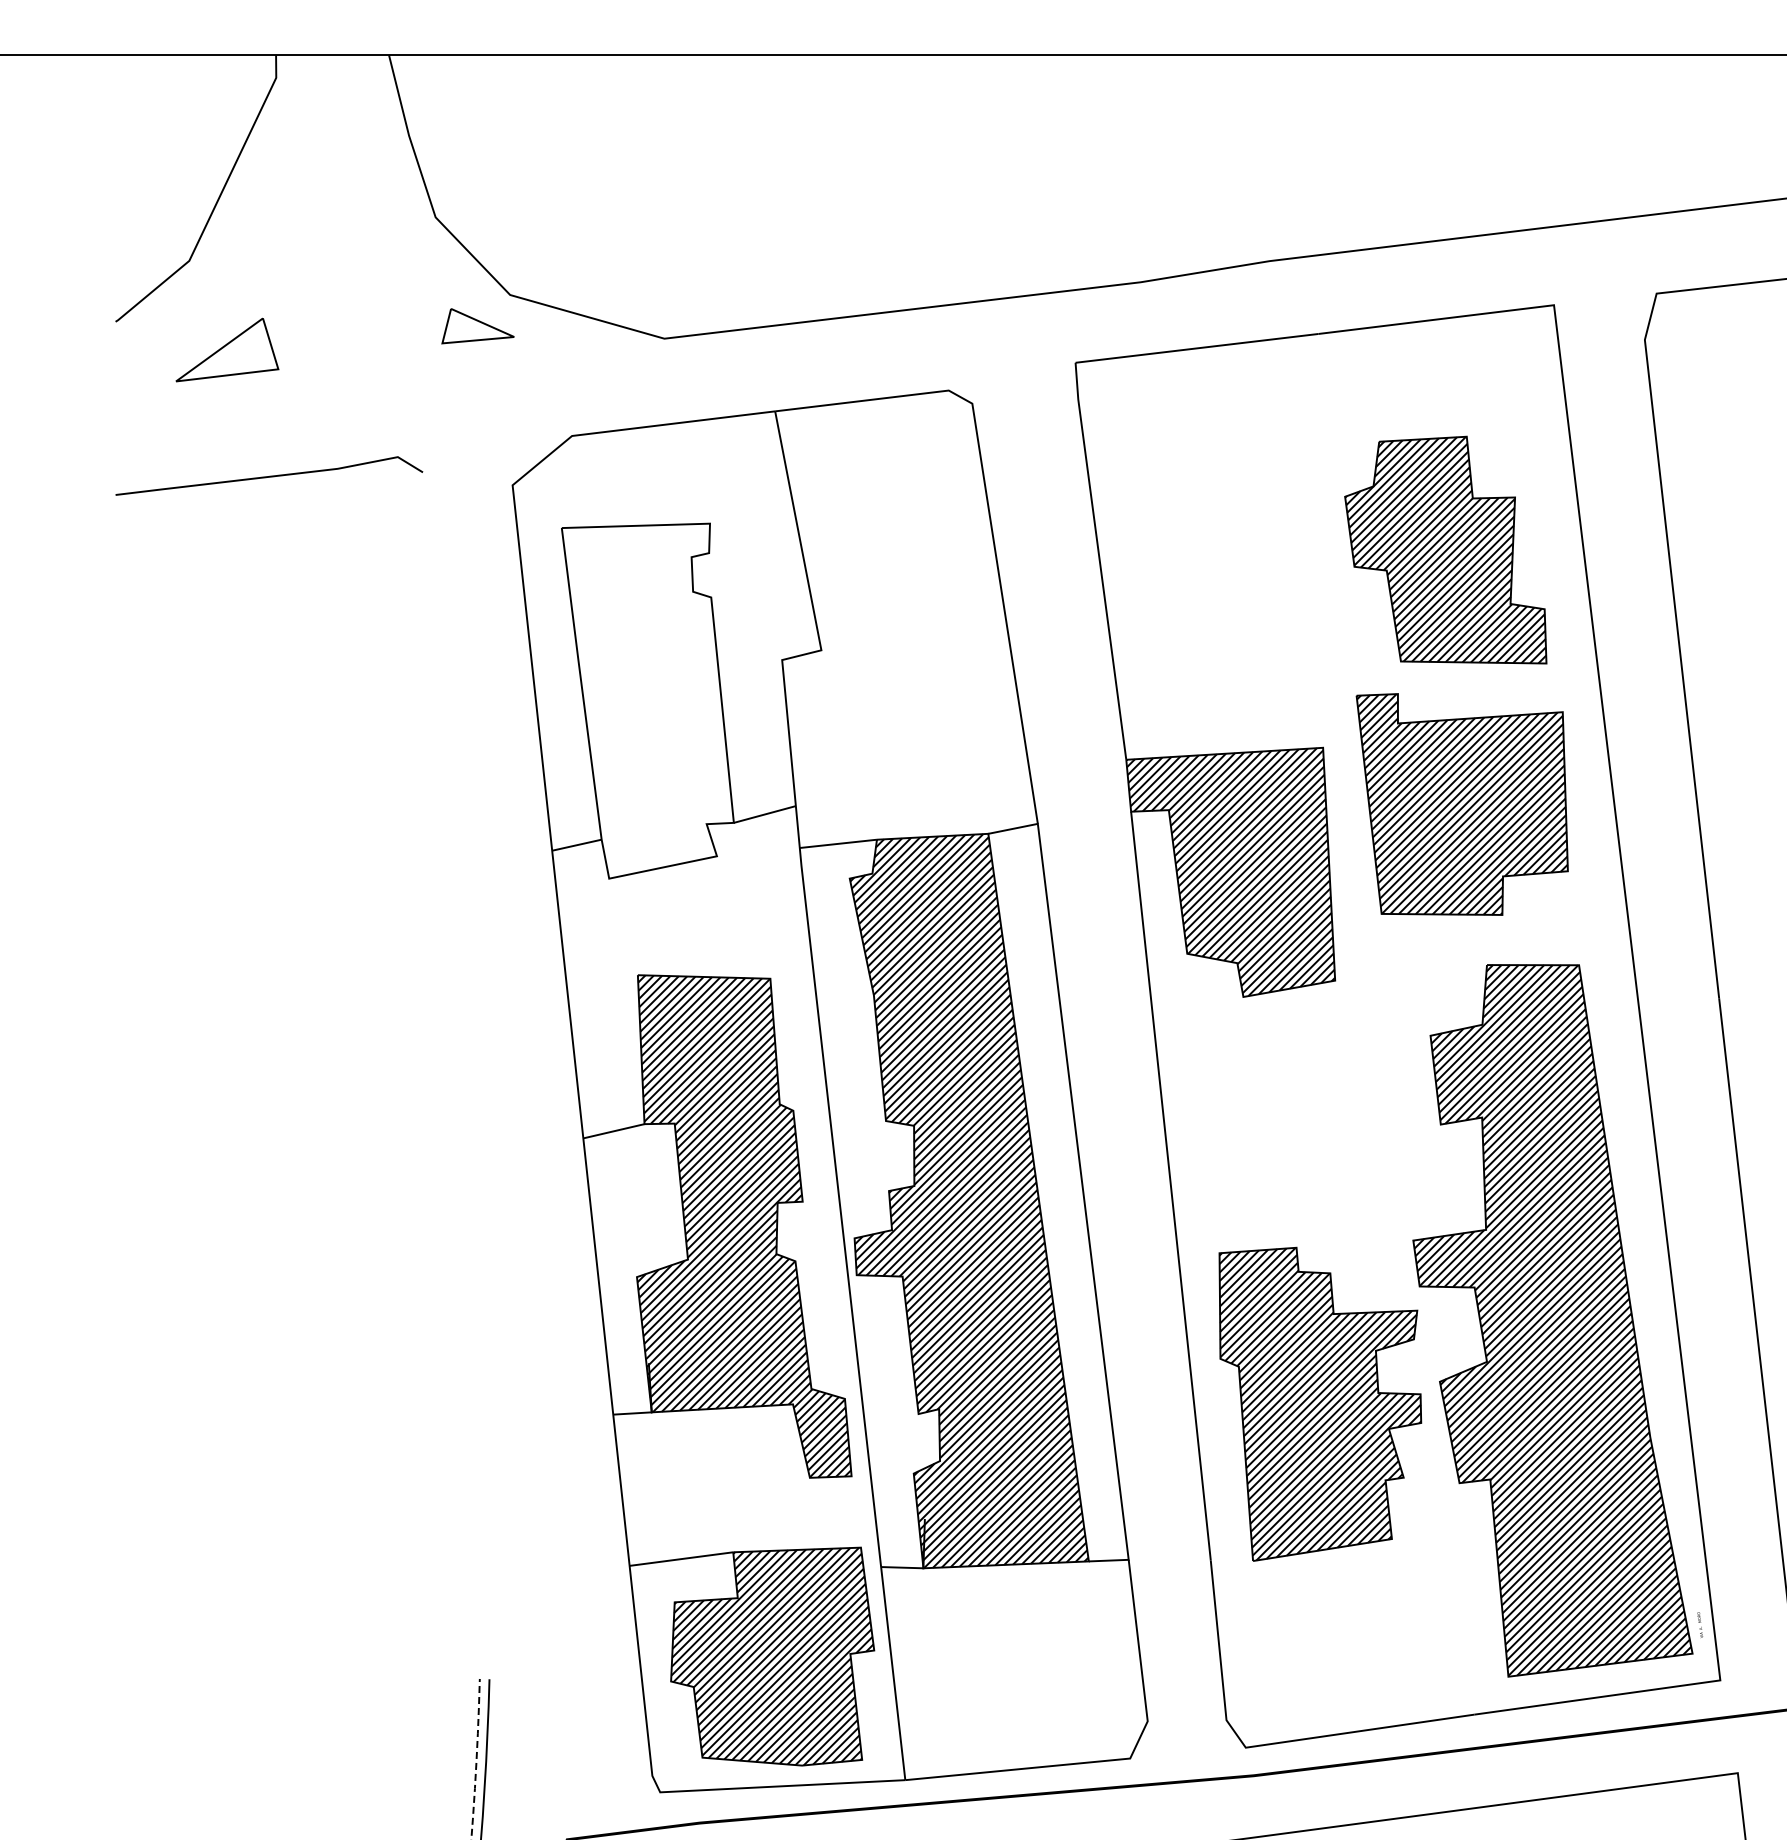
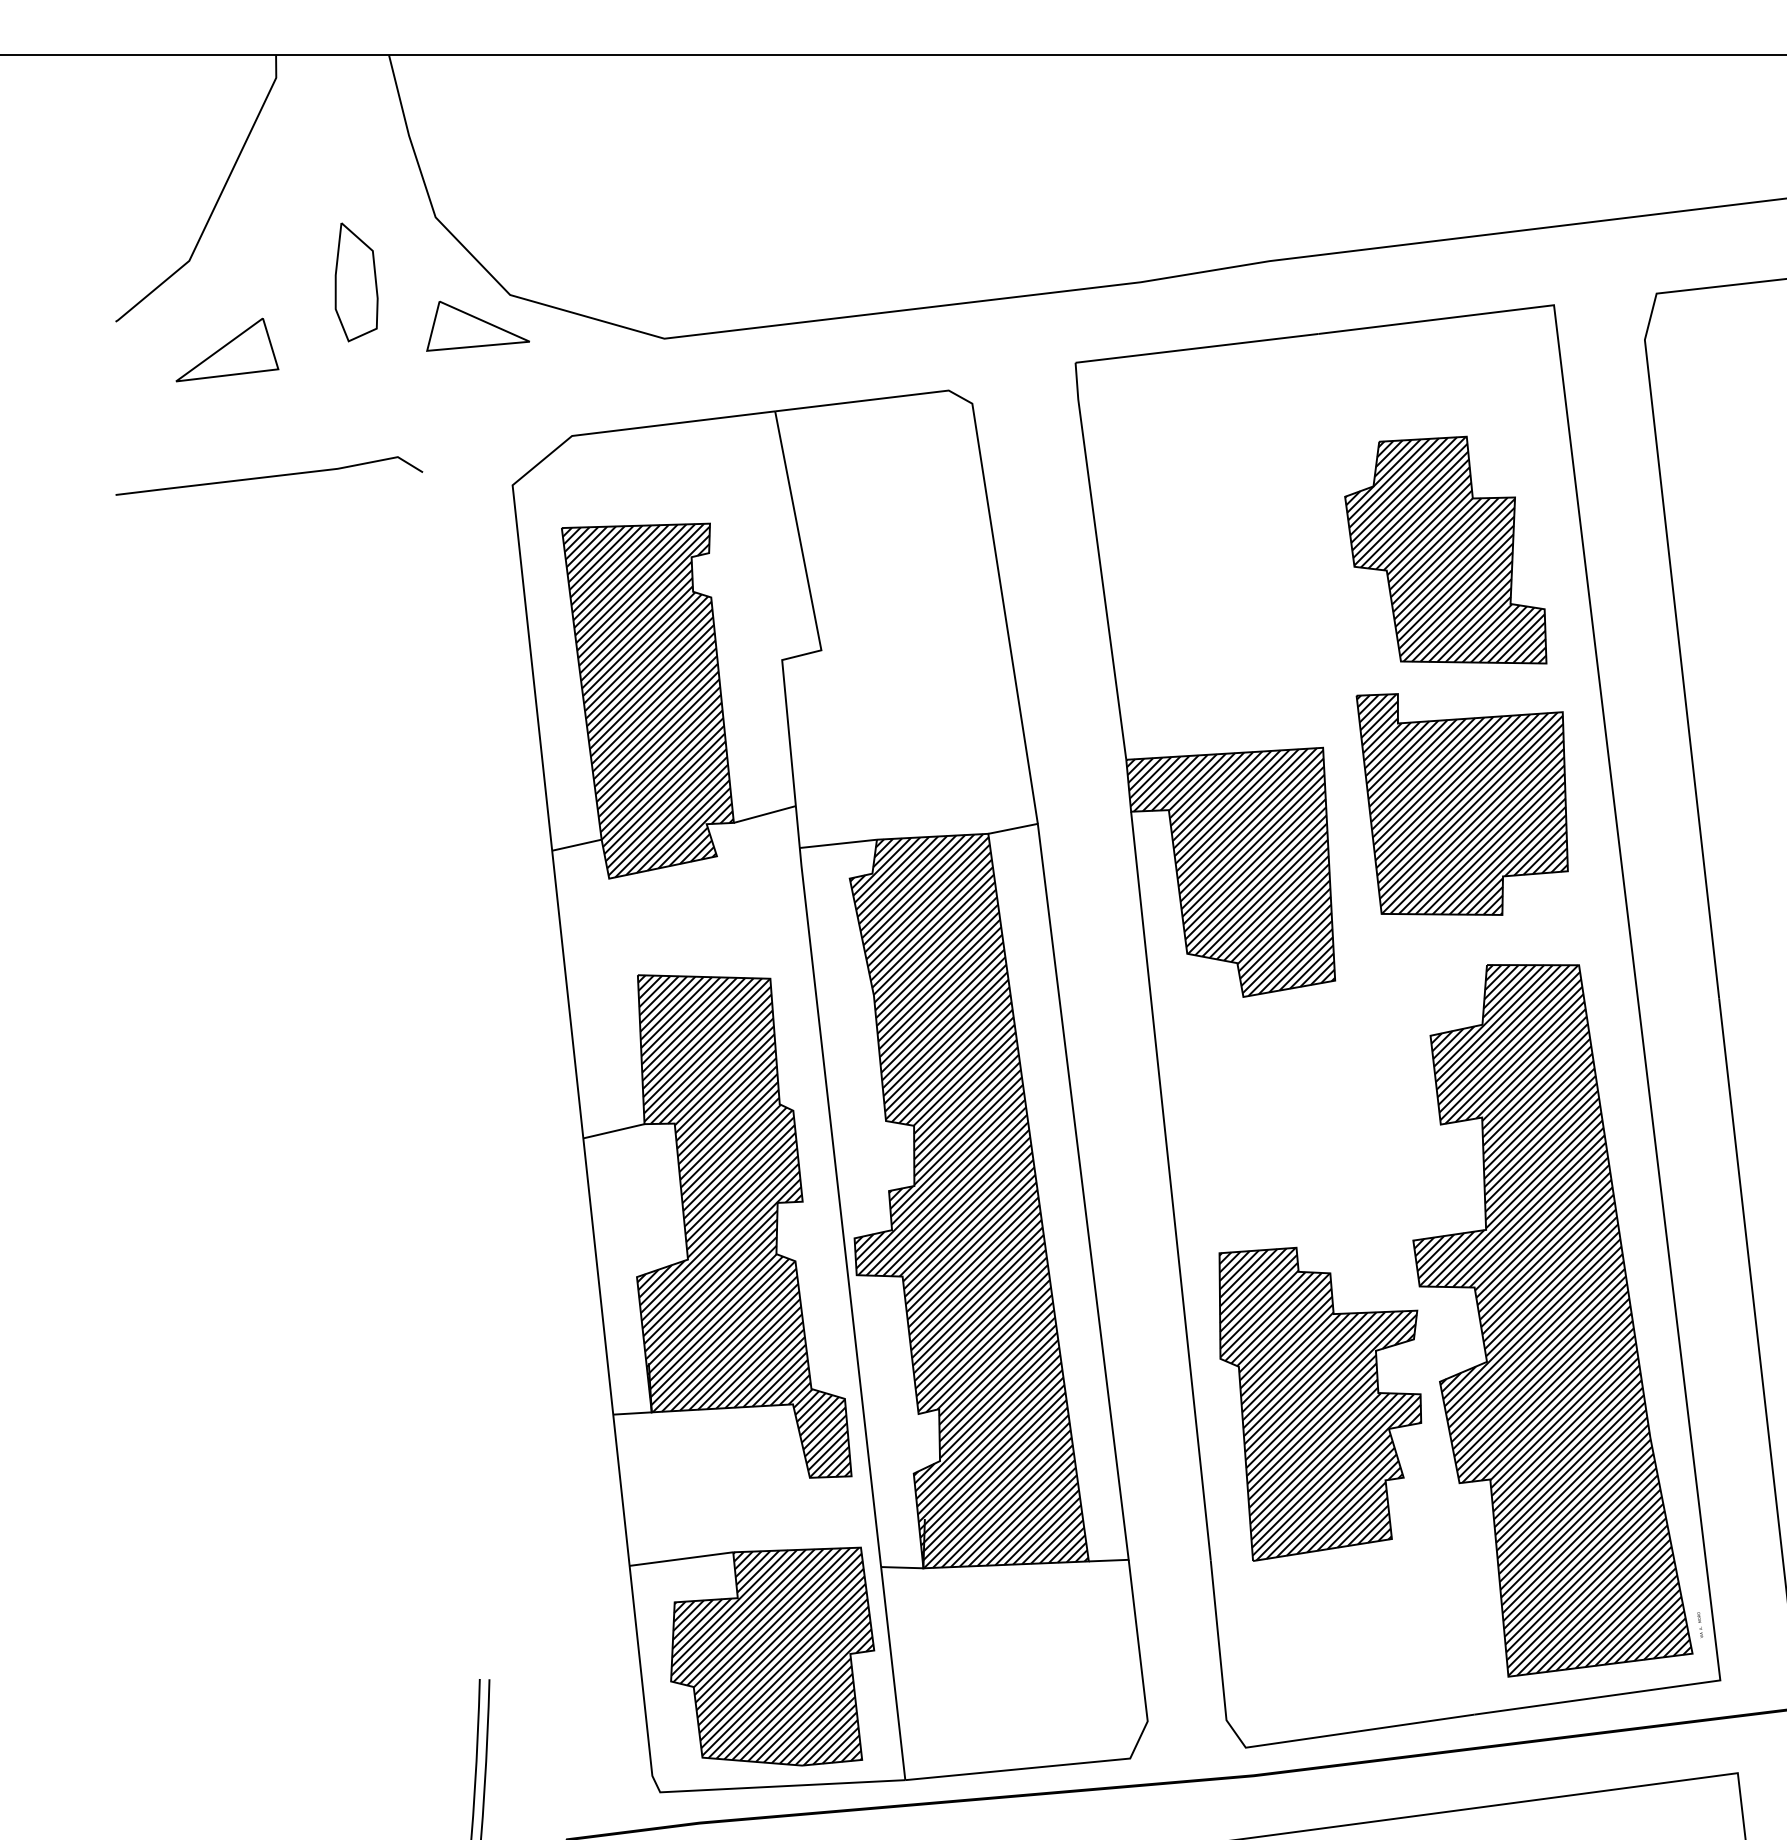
part: none -> present (356, 282)
part size: 74x37 px -> 104x52 px (477, 325)
hatch: none -> present (647, 700)
arc: dashed -> solid (476, 1758)
